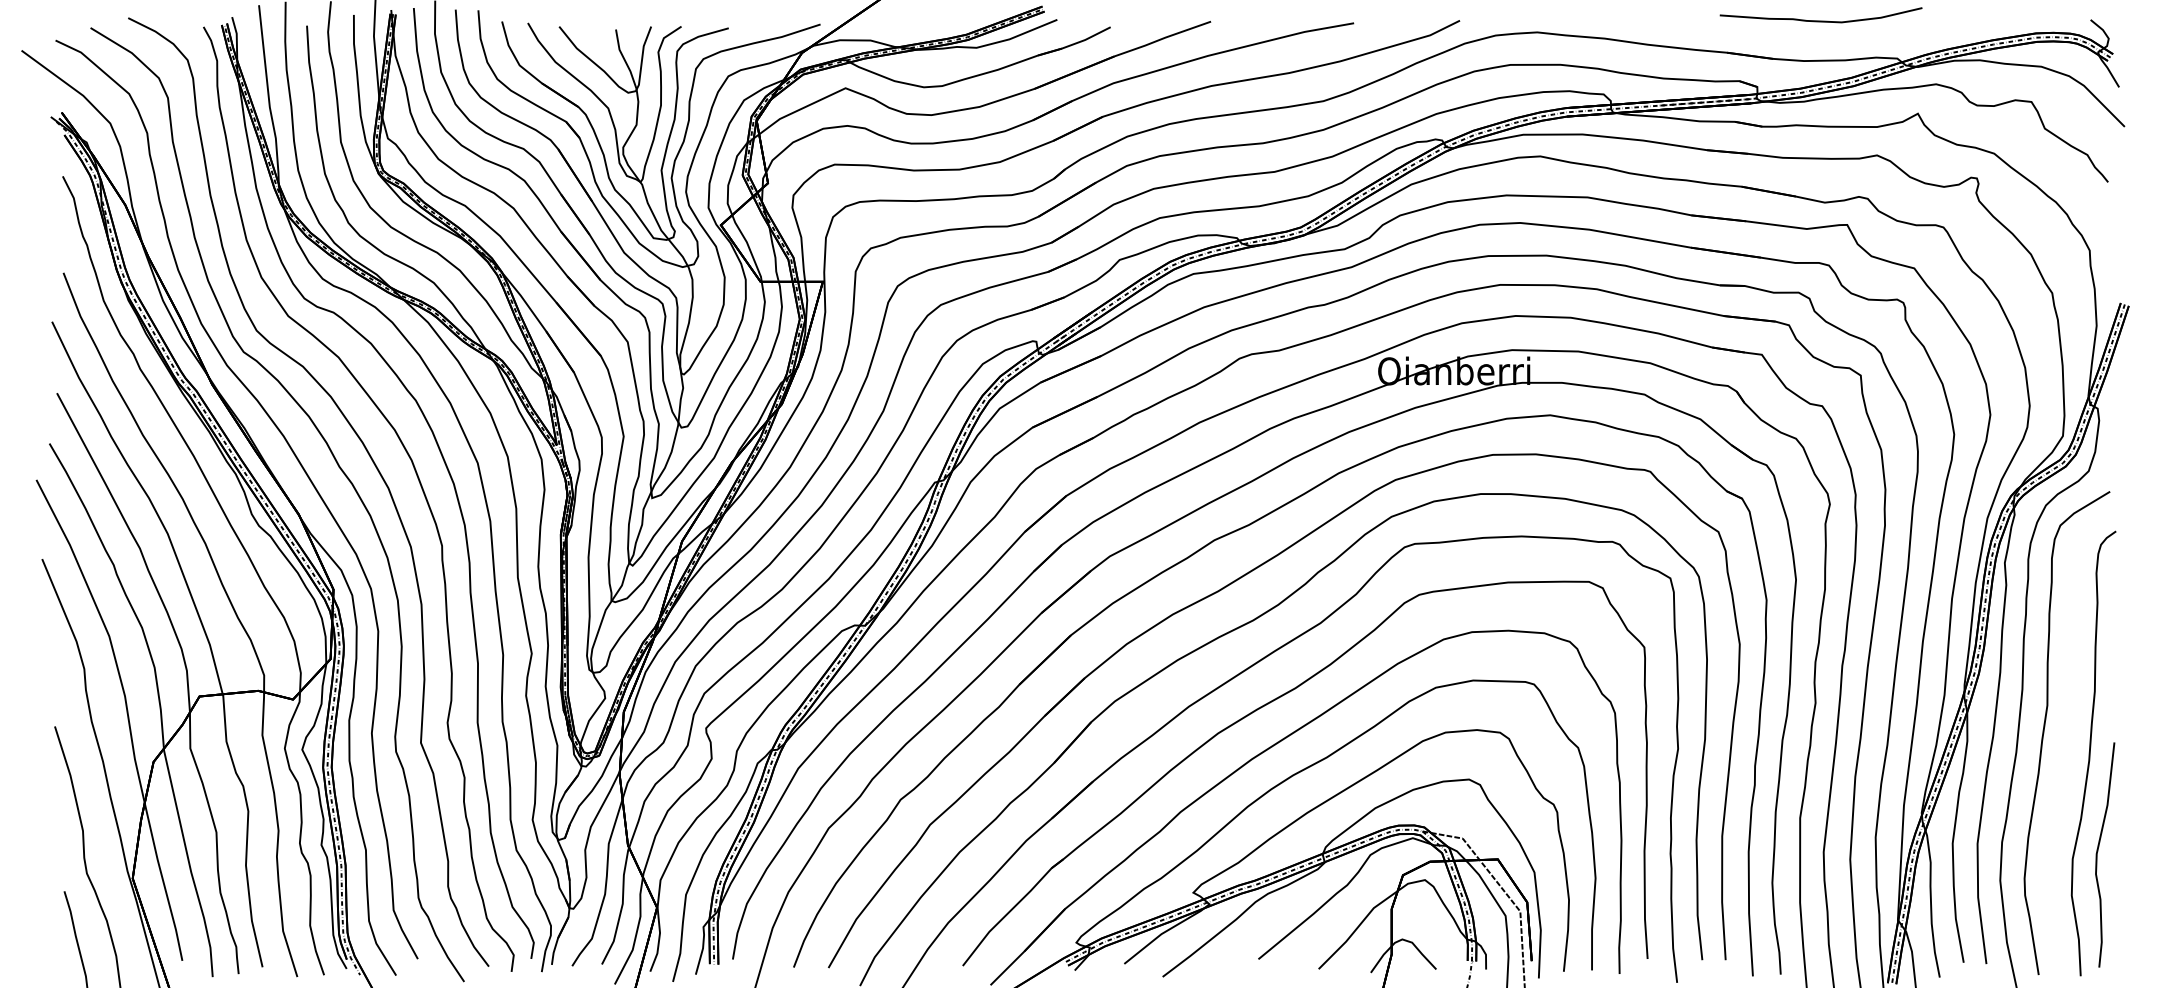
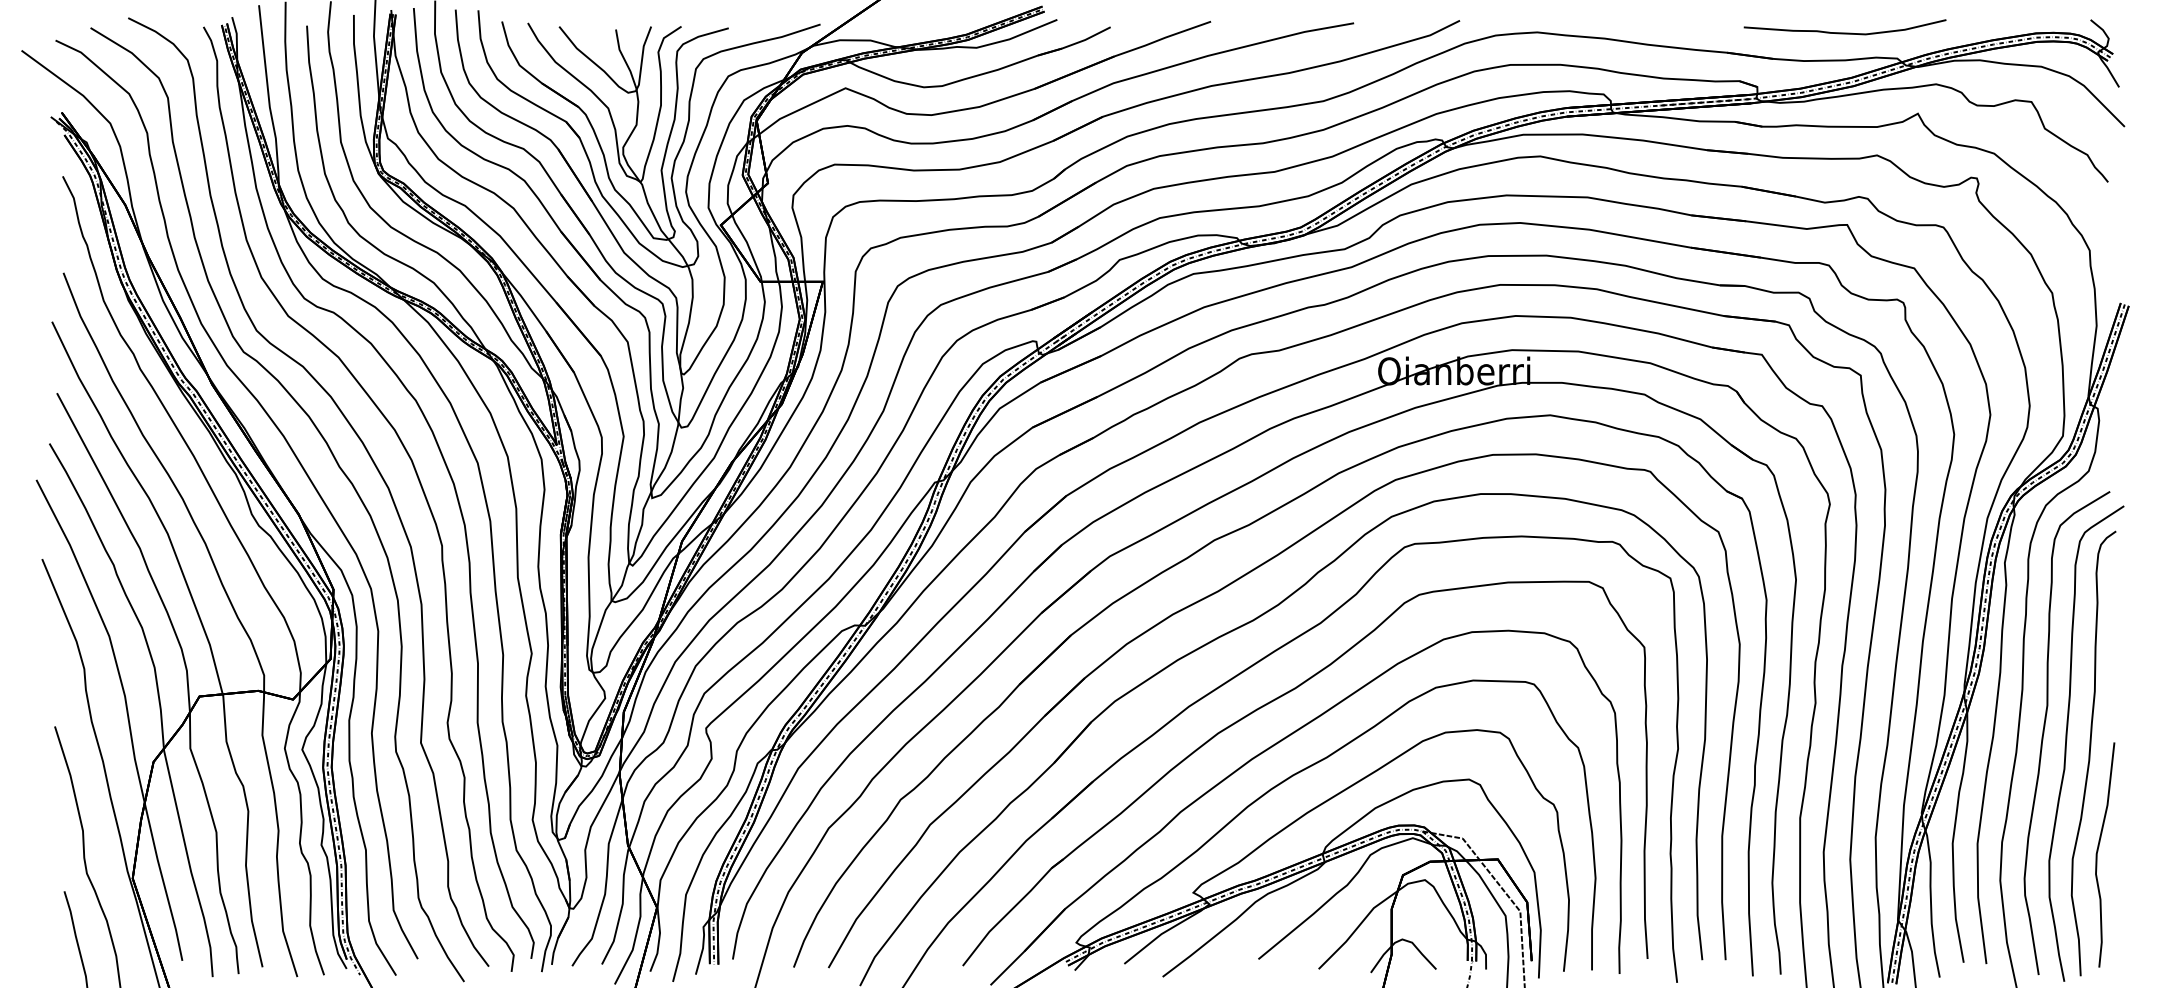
curve position: (1820, 20) -> (1844, 32) (1844, 32)
curve: none -> present (2067, 740)
